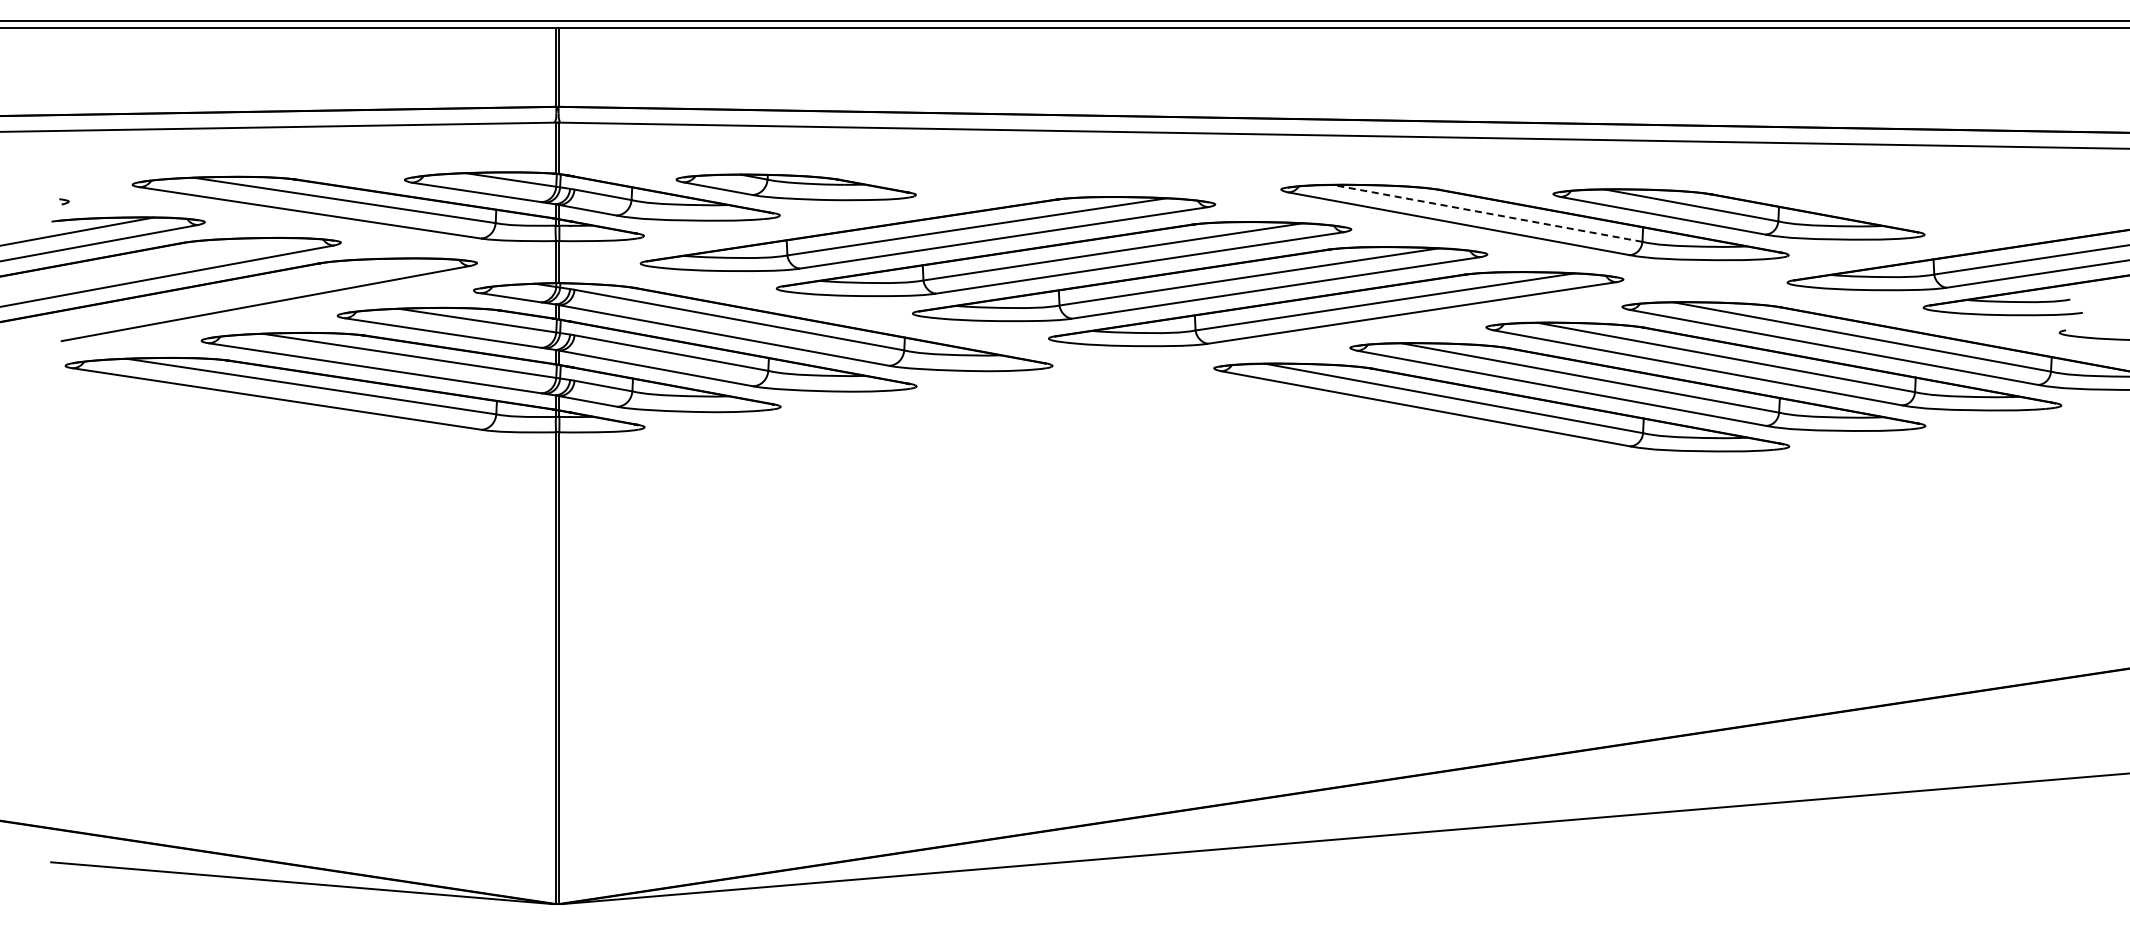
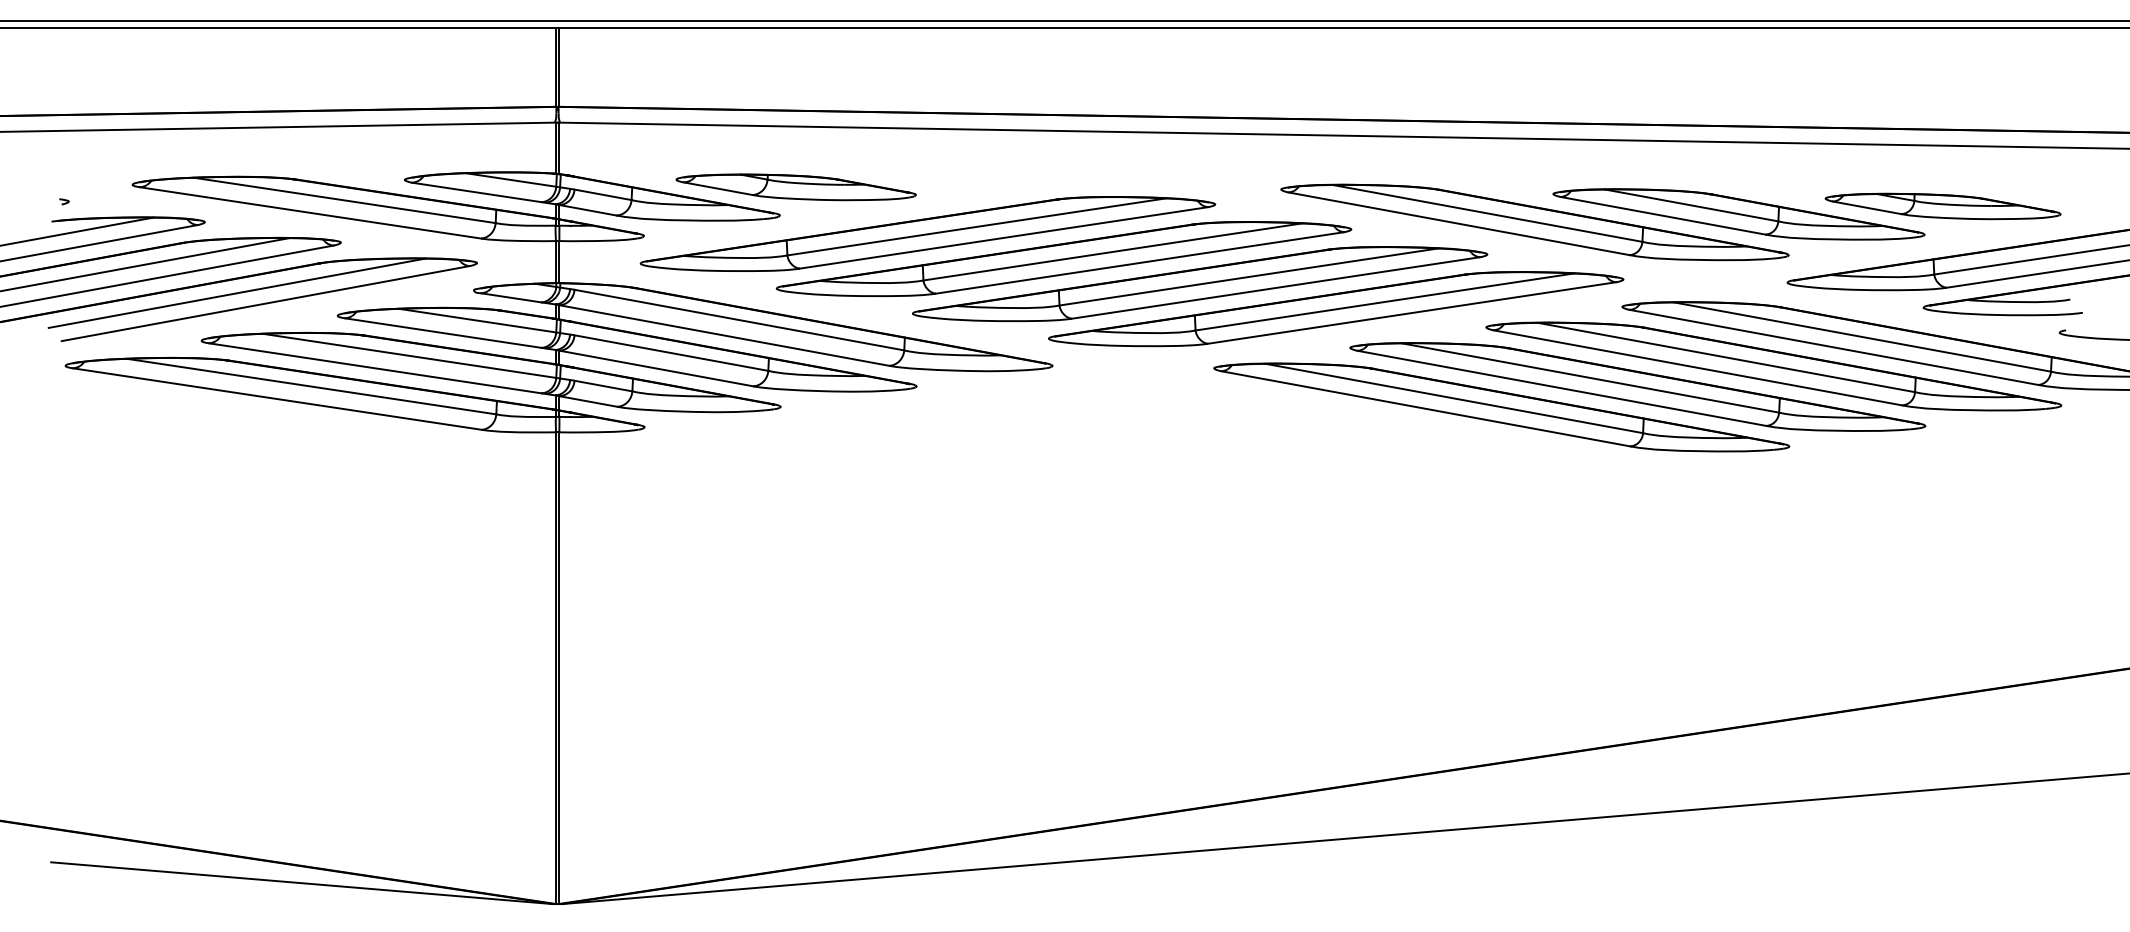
part: none -> present (1942, 206)
line: dashed -> solid (1487, 213)
line: none -> present (145, 264)
line: none -> present (236, 292)
